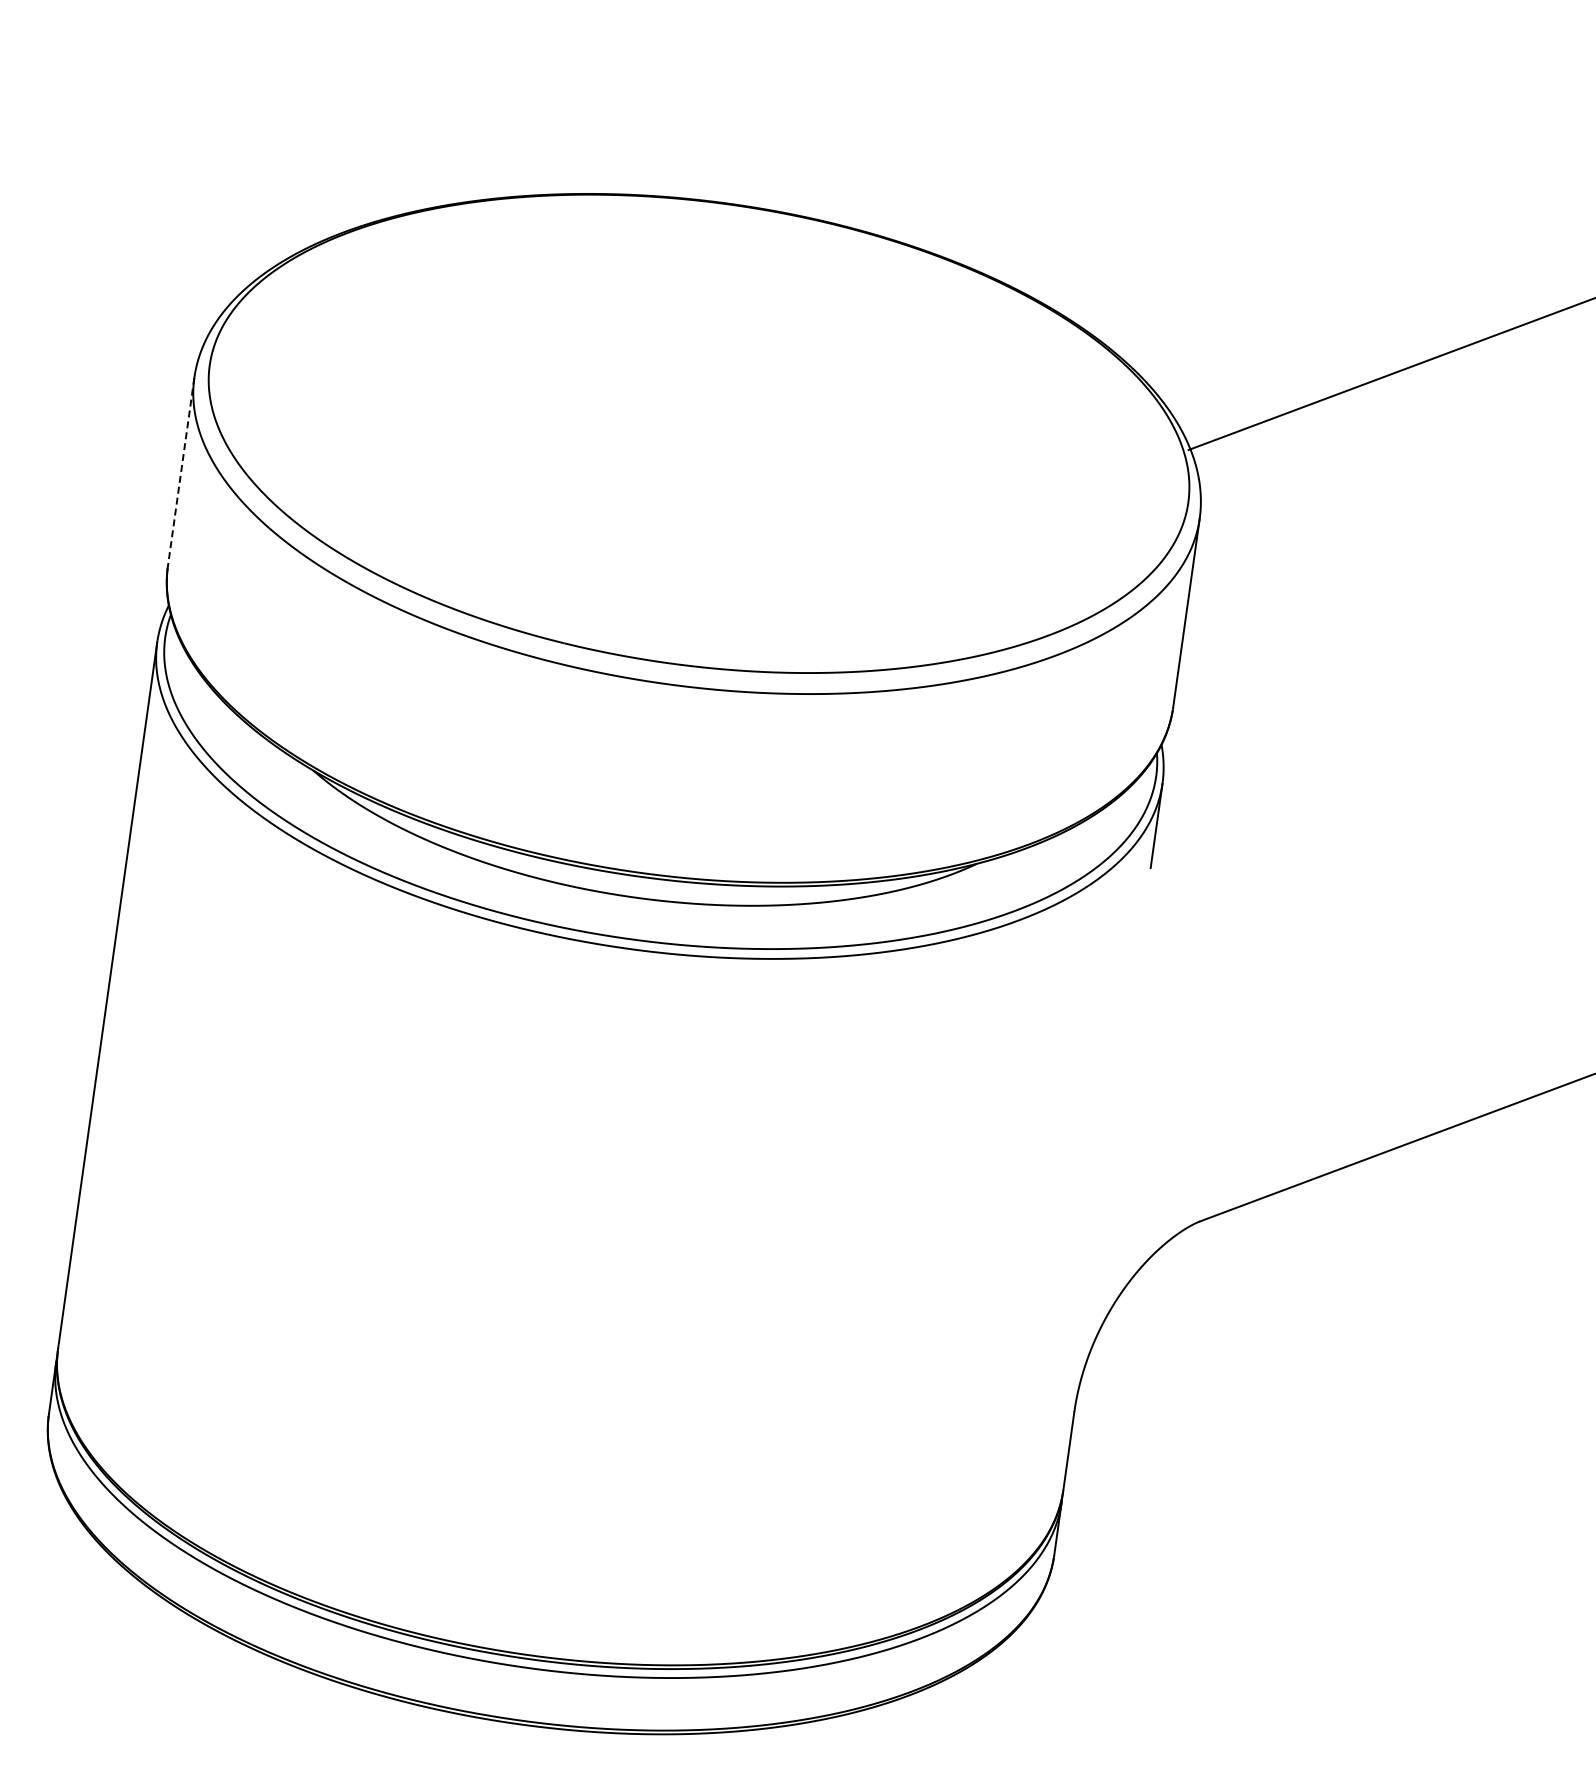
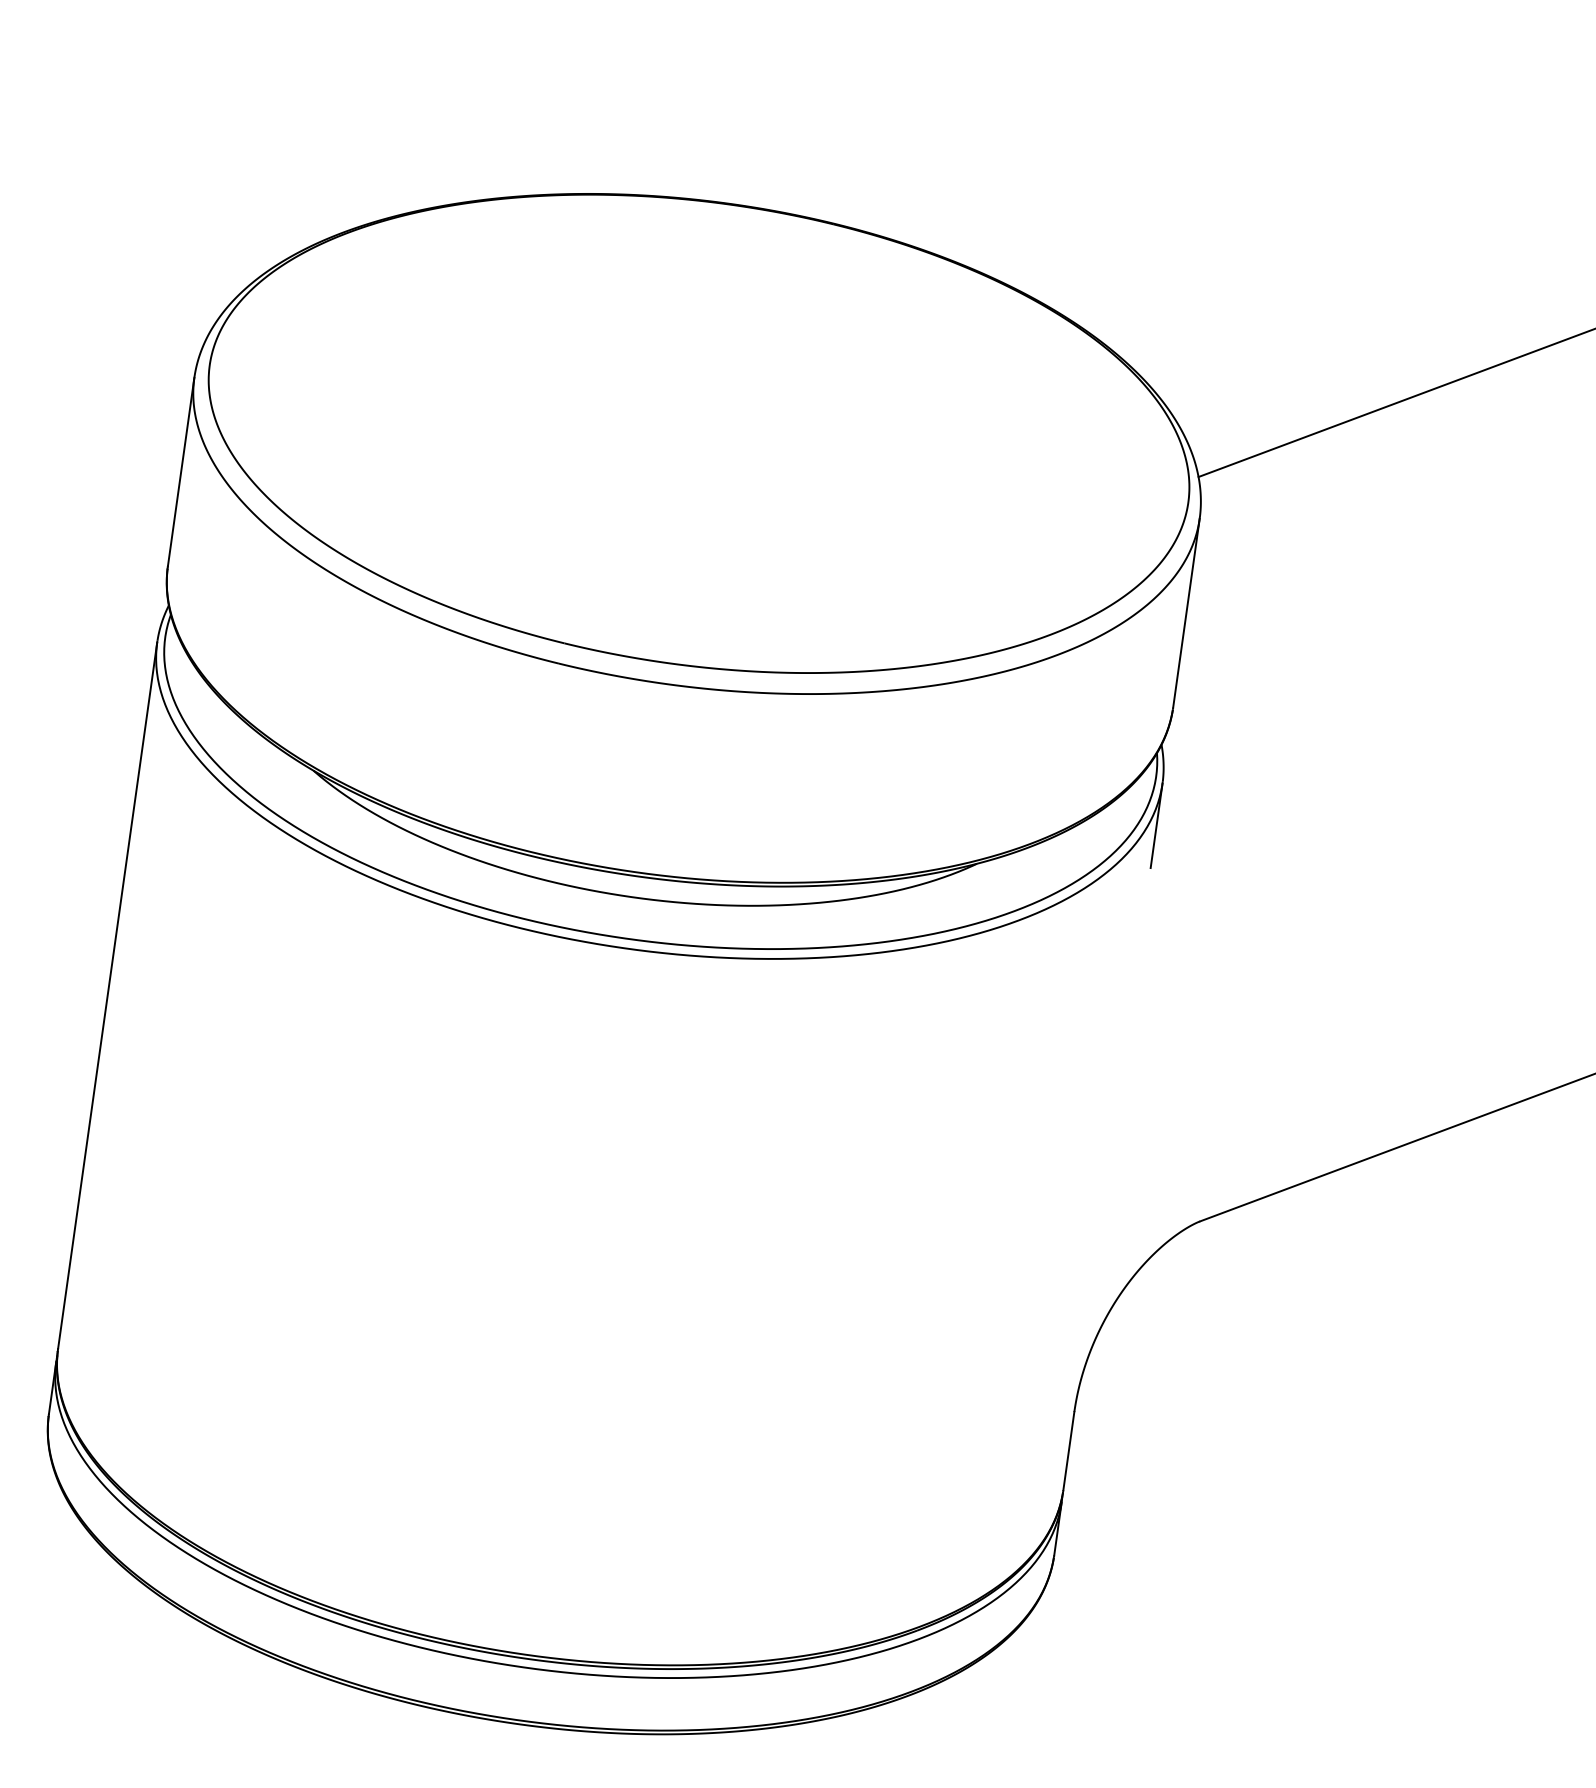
line position: (1390, 374) -> (1395, 403) (1395, 403)
line: dashed -> solid (181, 472)
